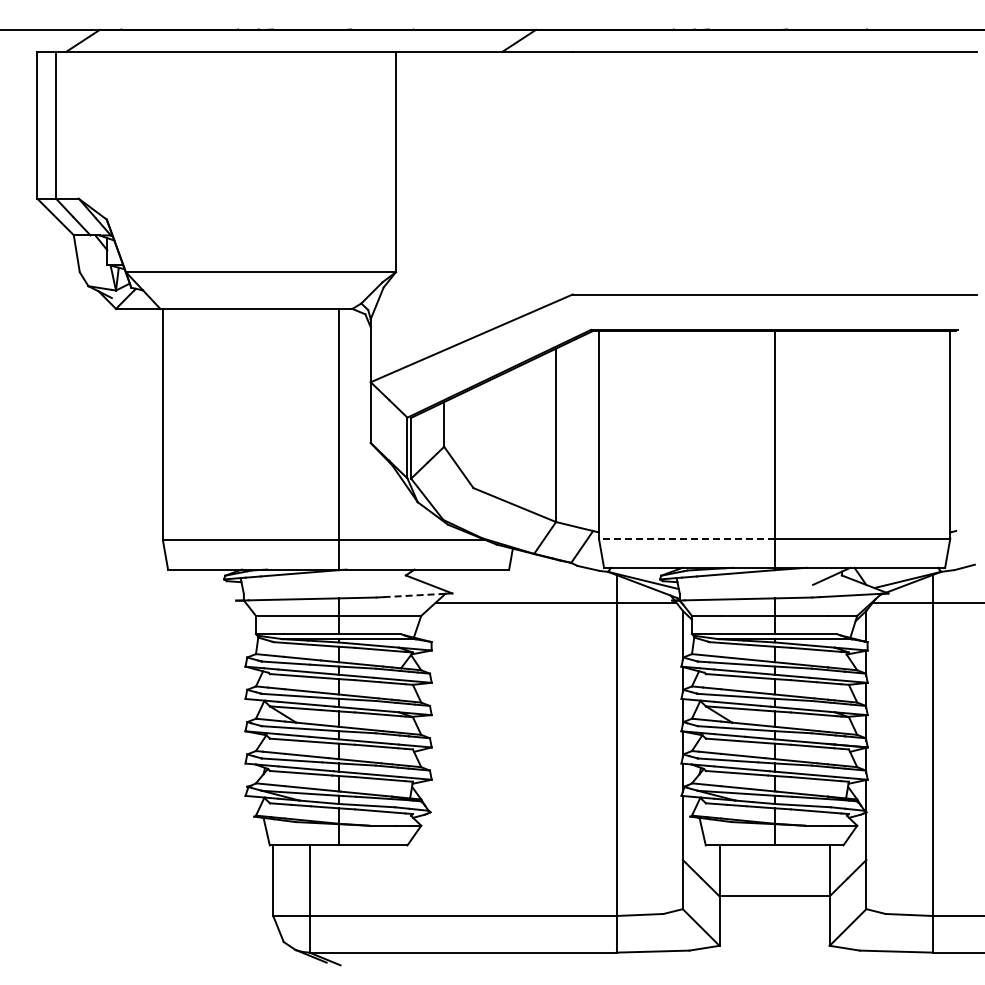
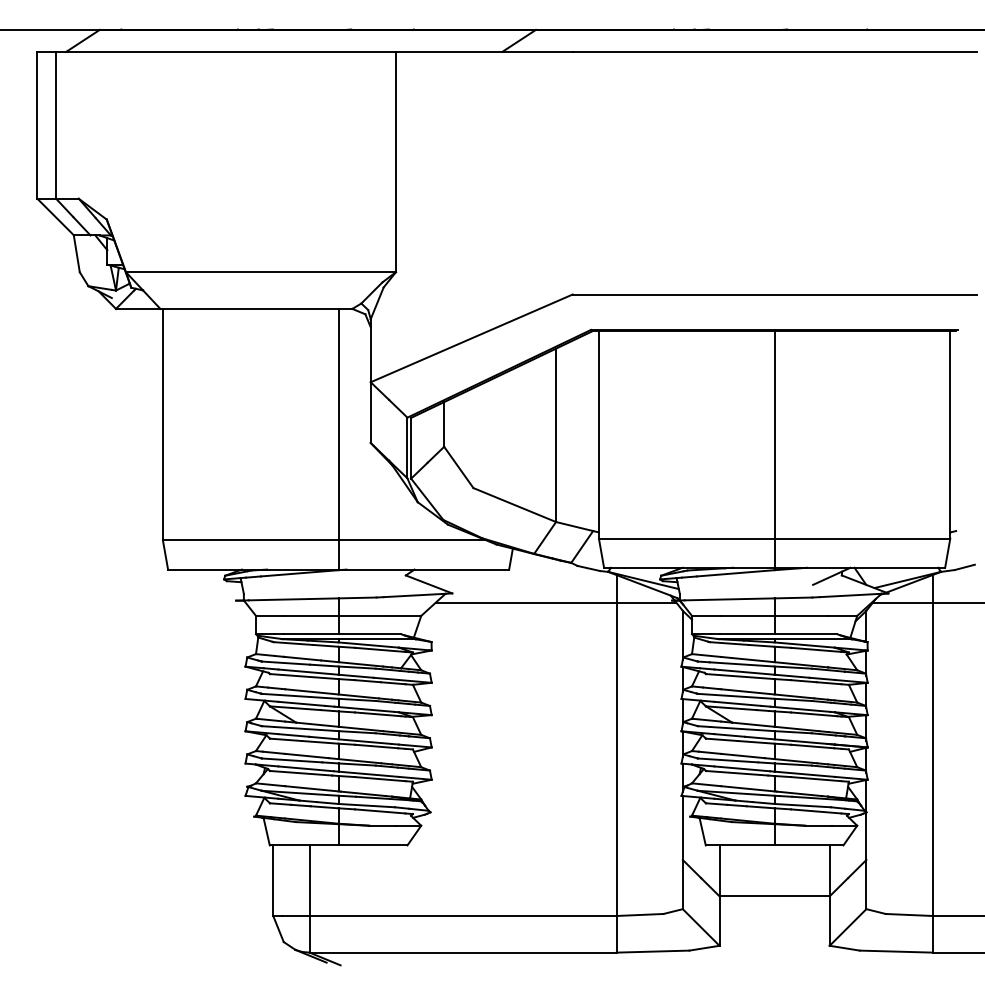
line: dashed -> solid (686, 538)
line: dashed -> solid (414, 595)
